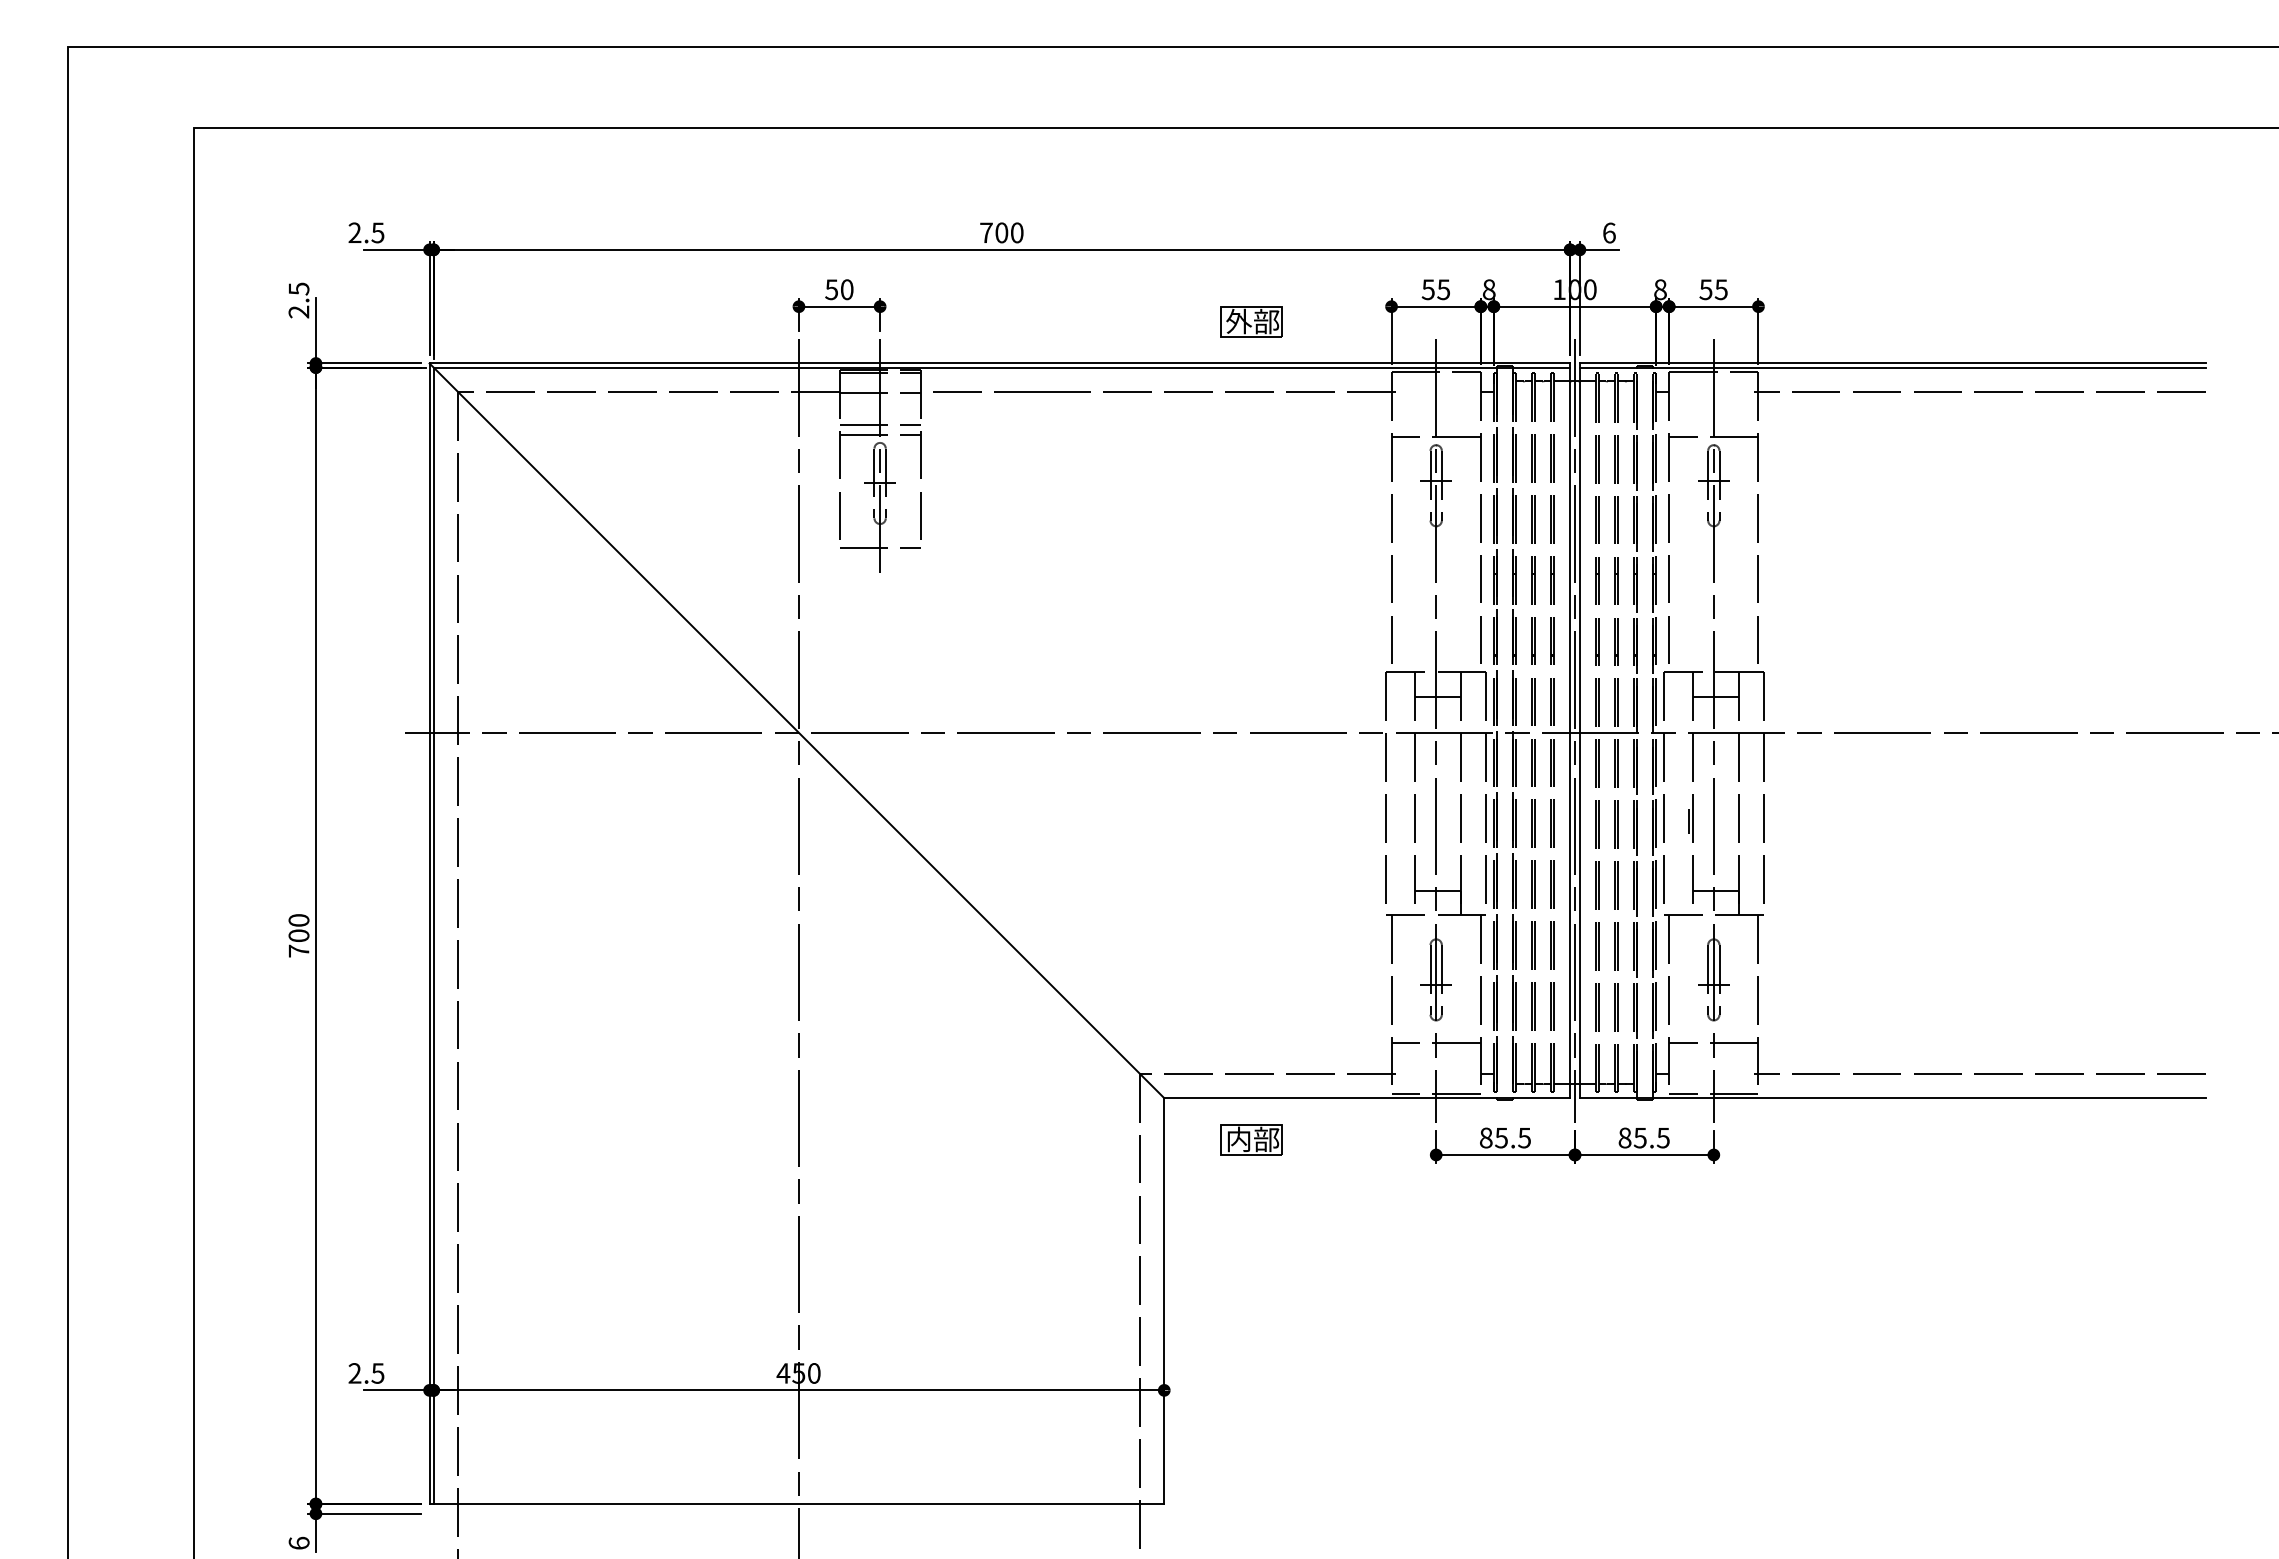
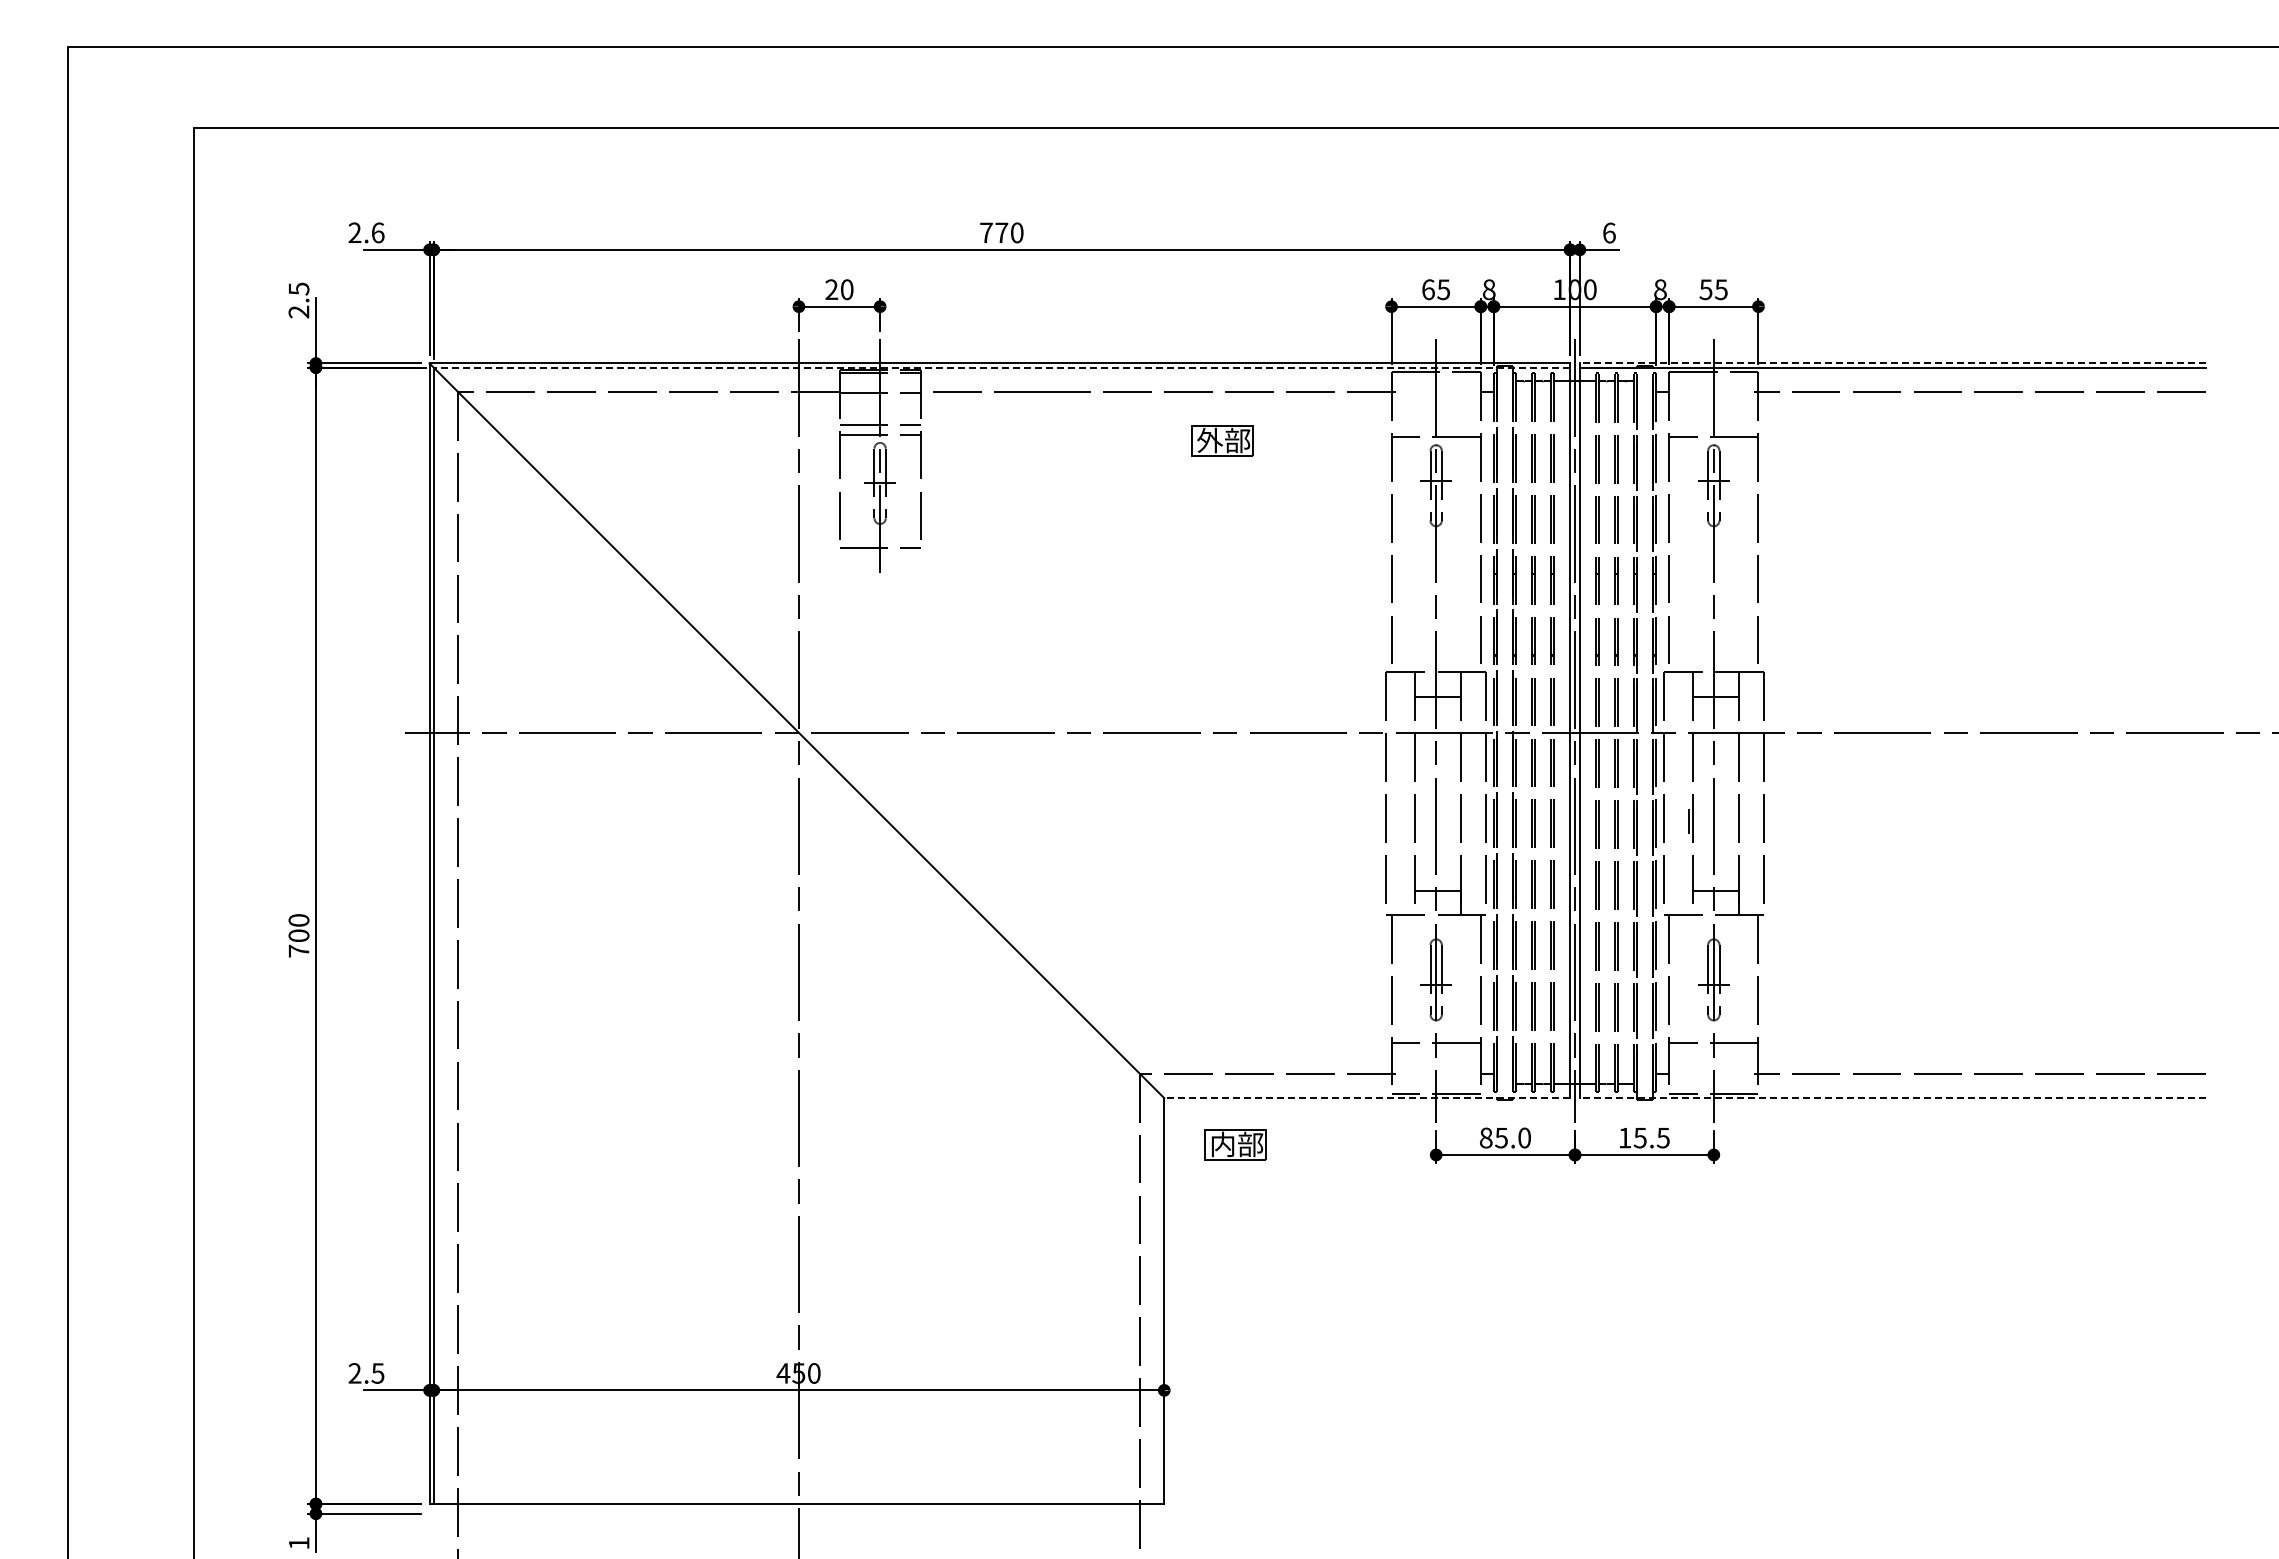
text: 2.5 -> 2.6 (377, 232)
text: 700 -> 770 (1001, 232)
text: 50 -> 20 (831, 289)
text: 55 -> 65 (1427, 289)
part position: (1251, 321) -> (1222, 440) (1222, 440)
line: solid -> dashed (1892, 363)
line: solid -> dashed (1001, 367)
line: solid -> dashed (1367, 1098)
line: solid -> dashed (1892, 1098)
text: 85.5 -> 85.0 (1524, 1137)
text: 85.5 -> 15.5 (1624, 1137)
part position: (1251, 1139) -> (1235, 1144) (1235, 1144)
text: 6 -> 1 (298, 1542)
